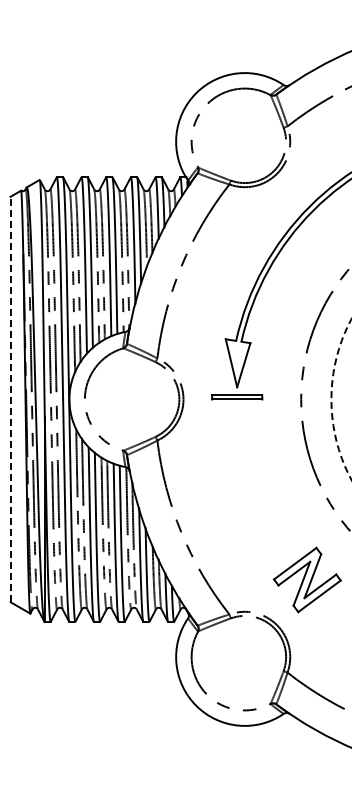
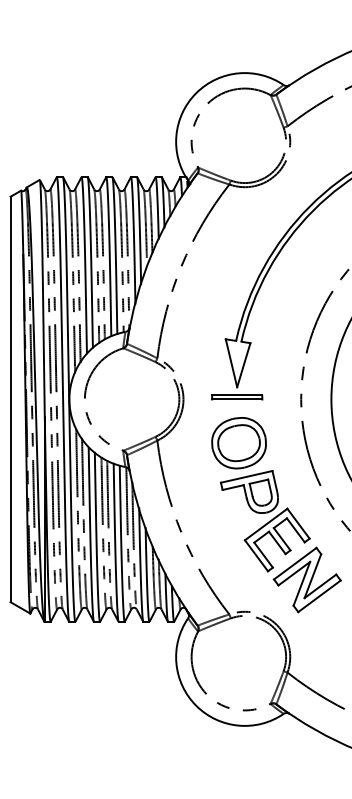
line: dashed -> solid (10, 399)
circle: dashed -> solid (341, 399)
part: none -> present (260, 494)
